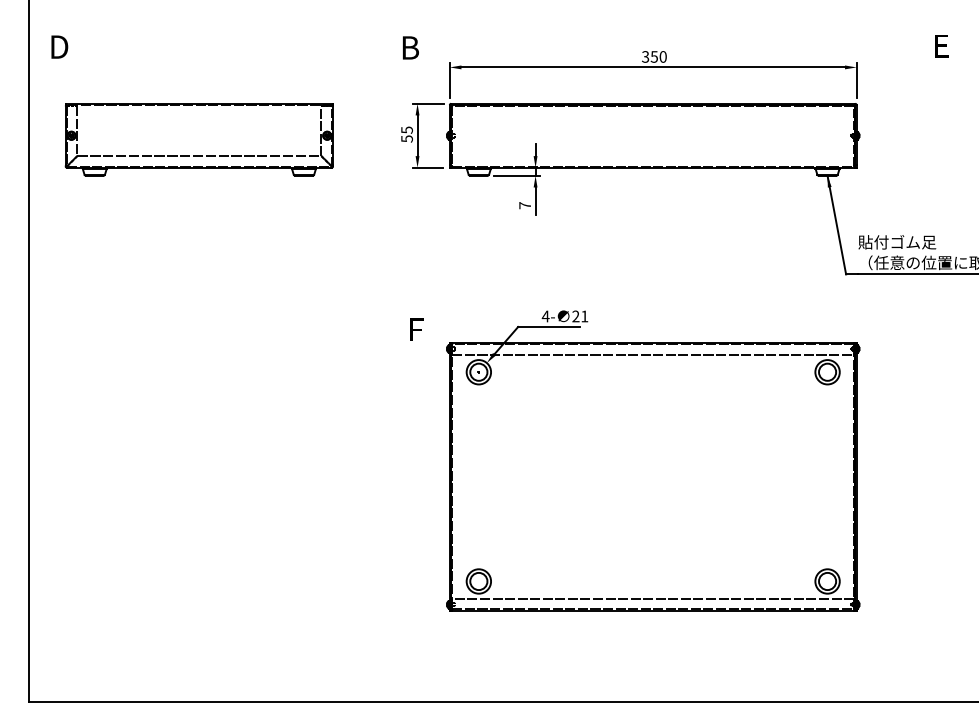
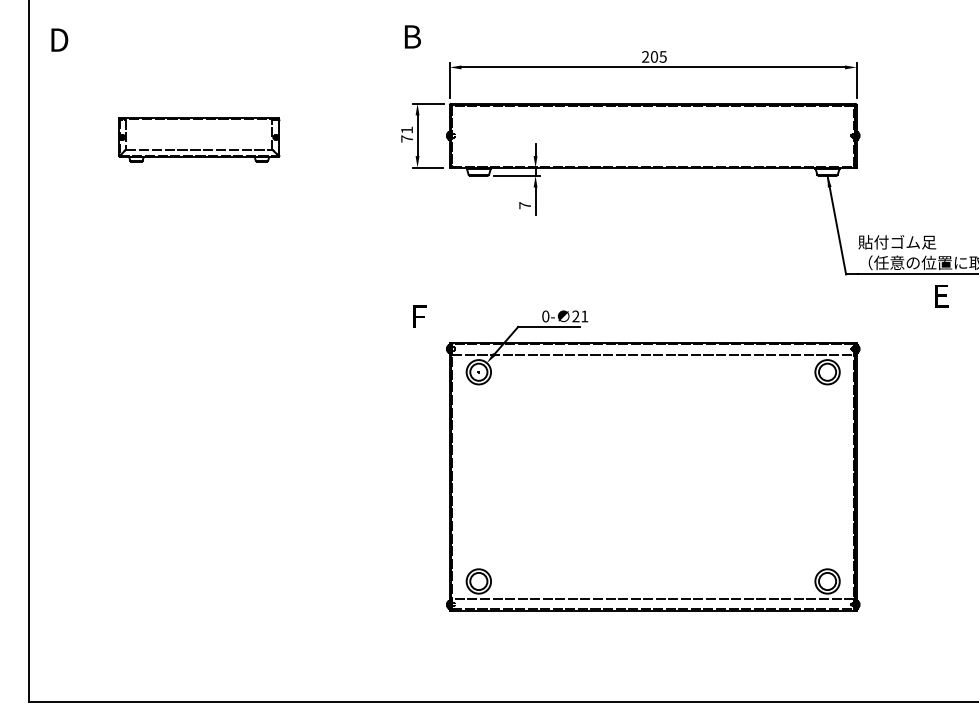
text position: (59, 46) -> (59, 39) (59, 39)
text position: (941, 46) -> (941, 296) (941, 296)
text position: (410, 47) -> (412, 36) (412, 36)
text: 350 -> 205 (654, 56)
text: 55 -> 71 (406, 134)
part size: 270x74 px -> 163x46 px (199, 139)
text: 4- -> 0- (545, 316)
text position: (416, 329) -> (419, 316) (419, 316)
